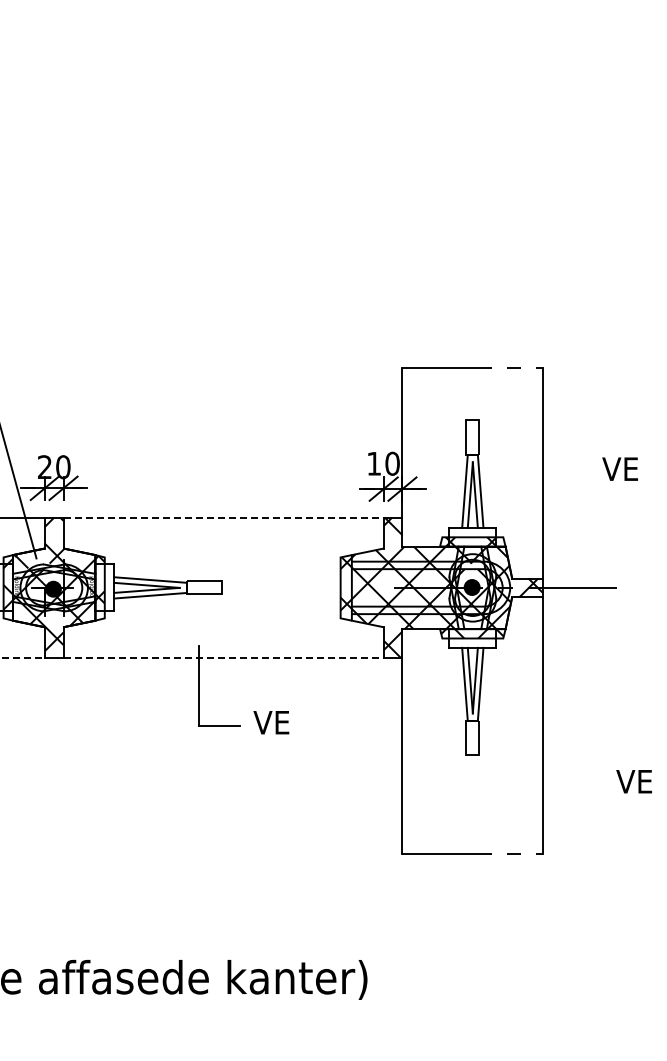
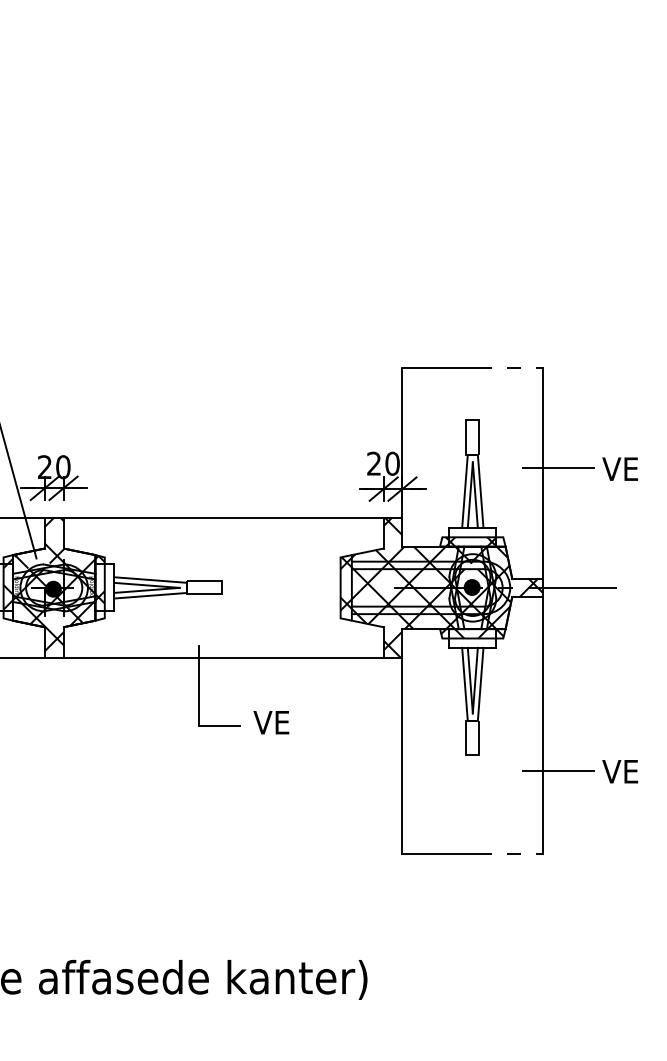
text: 10 -> 20 (373, 463)
line: none -> present (558, 468)
line: dashed -> solid (224, 517)
line: dashed -> solid (22, 658)
line: dashed -> solid (224, 658)
line: none -> present (558, 771)
text position: (633, 781) -> (619, 771) (619, 771)
